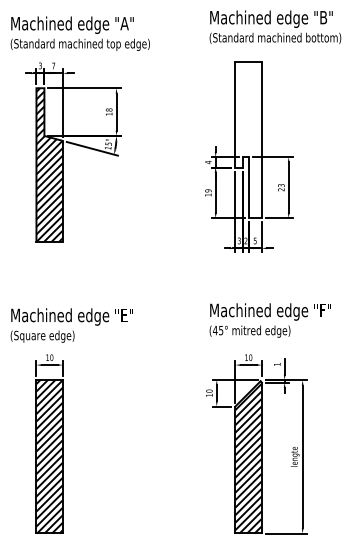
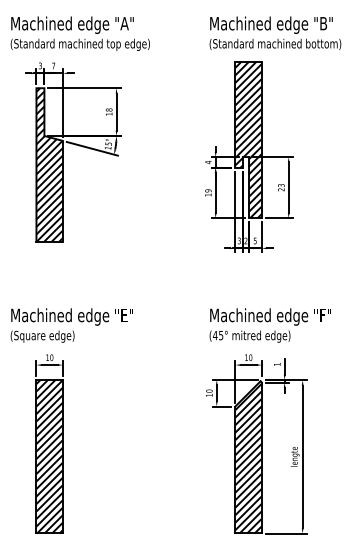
text position: (275, 26) -> (275, 32) (275, 32)
hatch: none -> present (248, 139)
text position: (269, 320) -> (269, 325) (269, 325)
